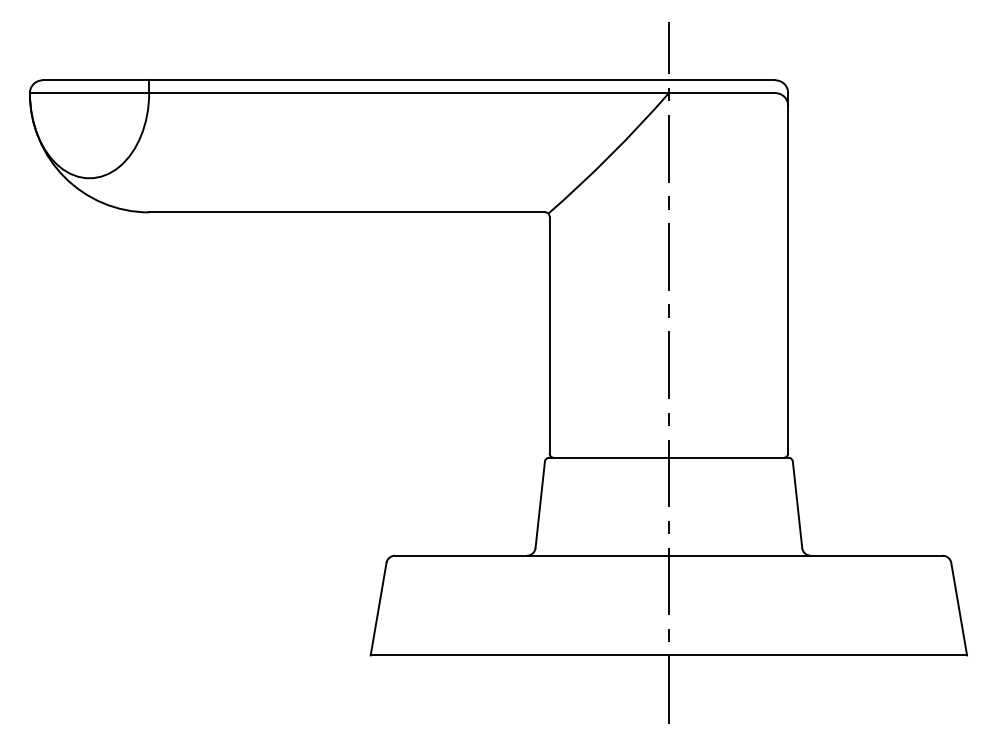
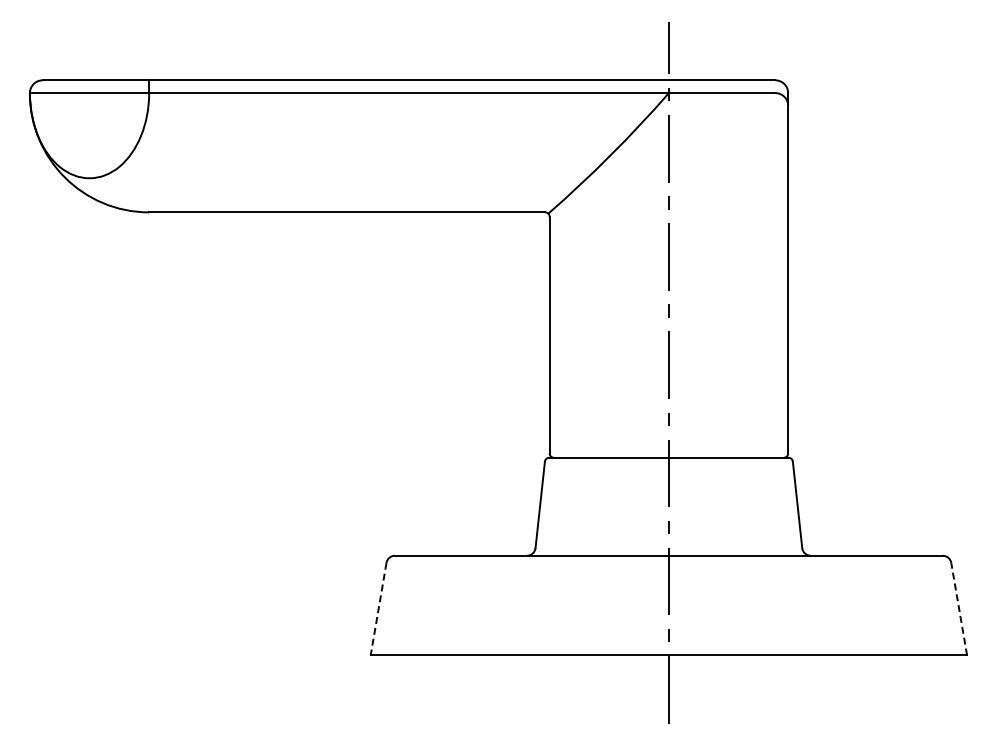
line: solid -> dashed (378, 609)
line: solid -> dashed (959, 609)
